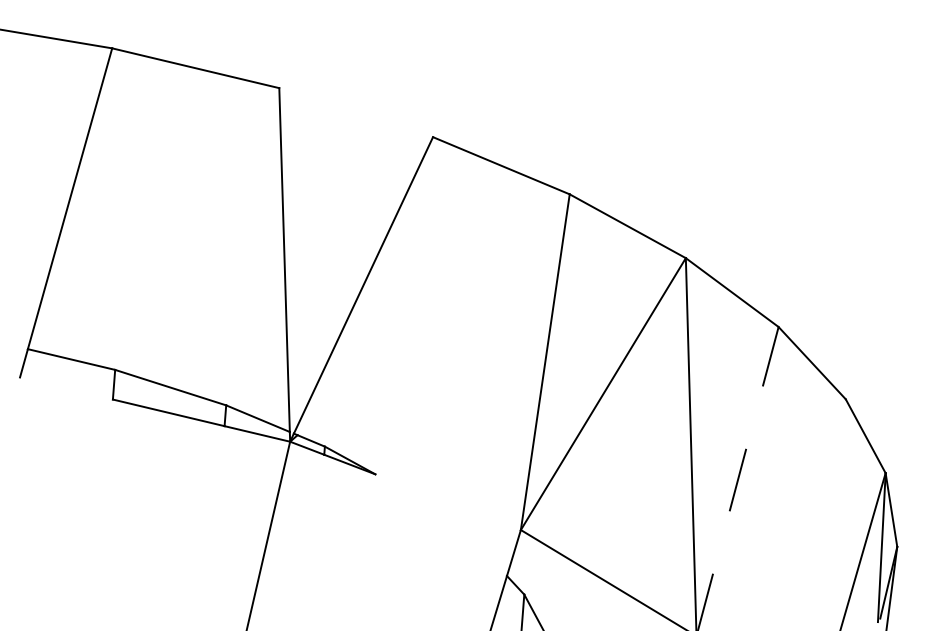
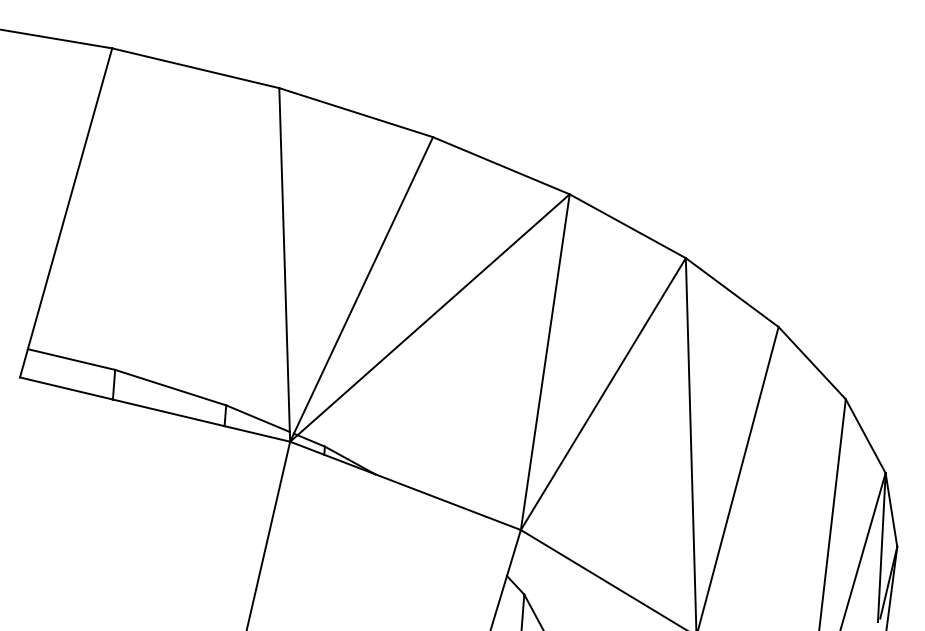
line: none -> present (356, 112)
line: none -> present (433, 314)
line: none -> present (66, 388)
line: dashed -> solid (738, 478)
line: none -> present (447, 502)
line: none -> present (832, 513)
